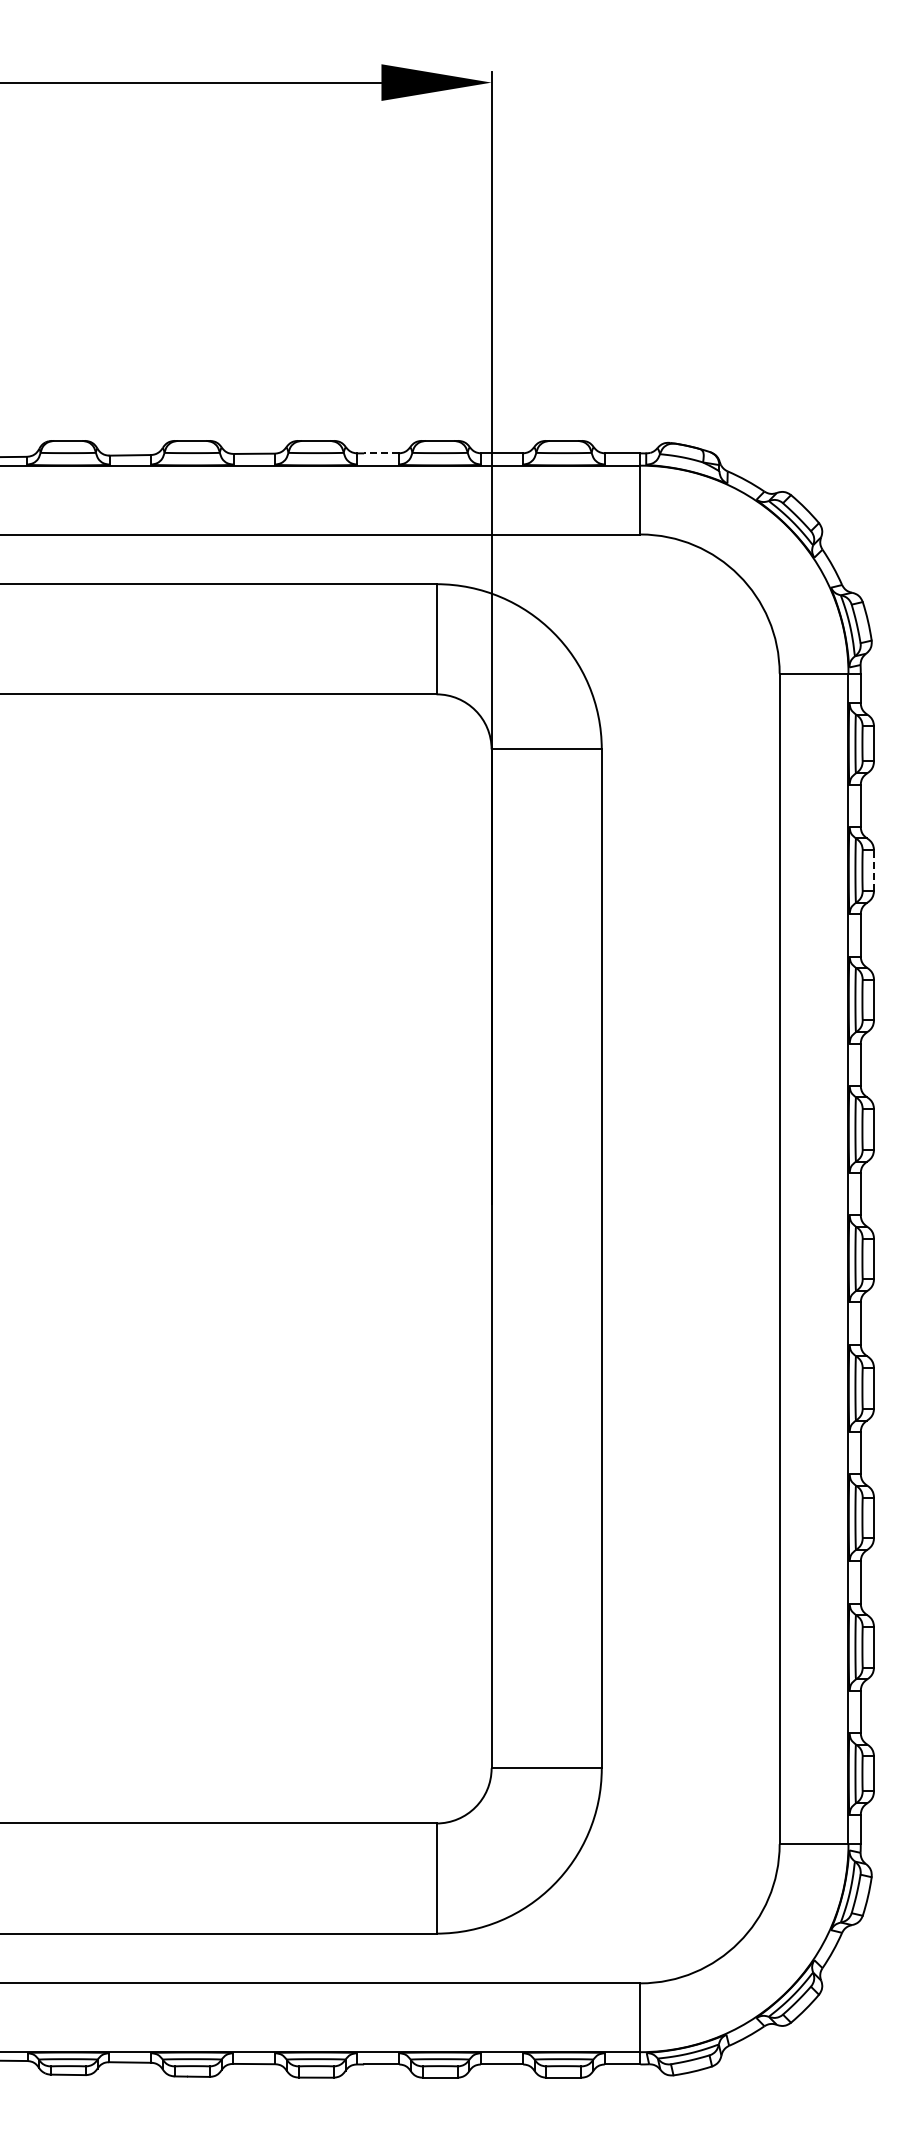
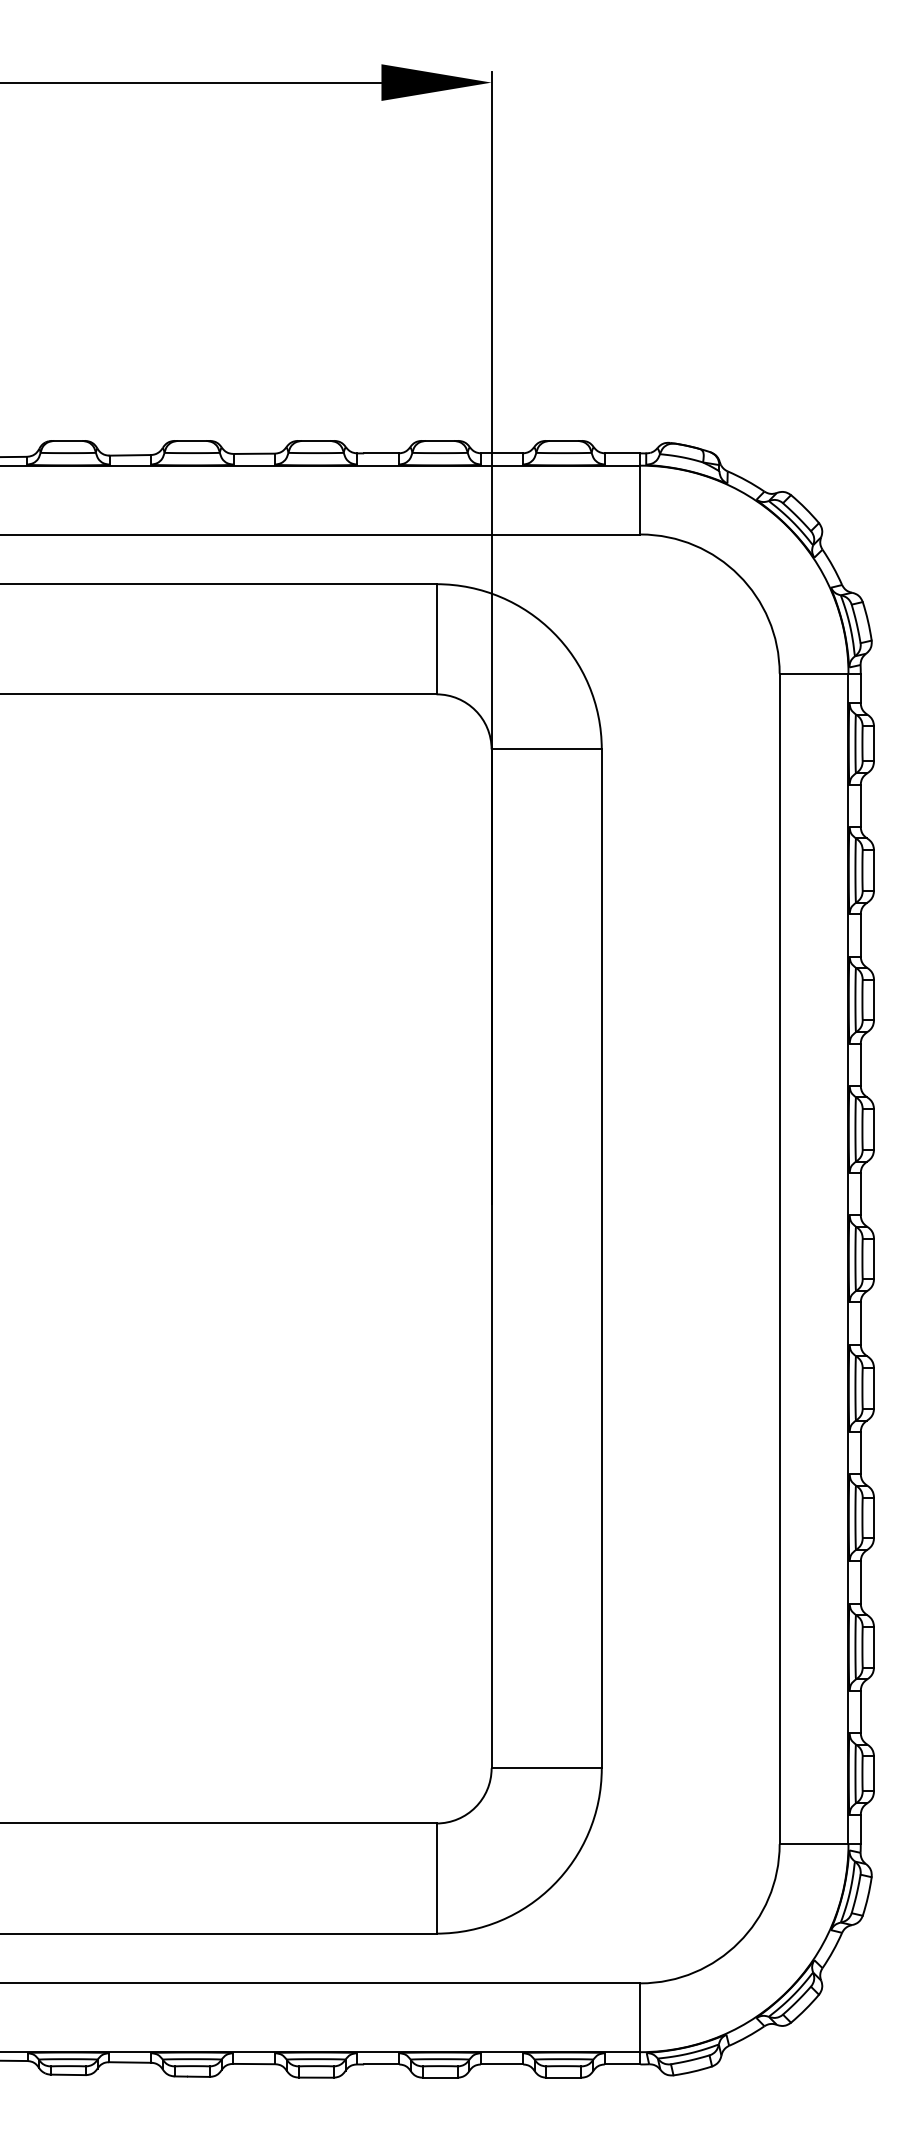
line: dashed -> solid (380, 453)
line: dashed -> solid (874, 870)
